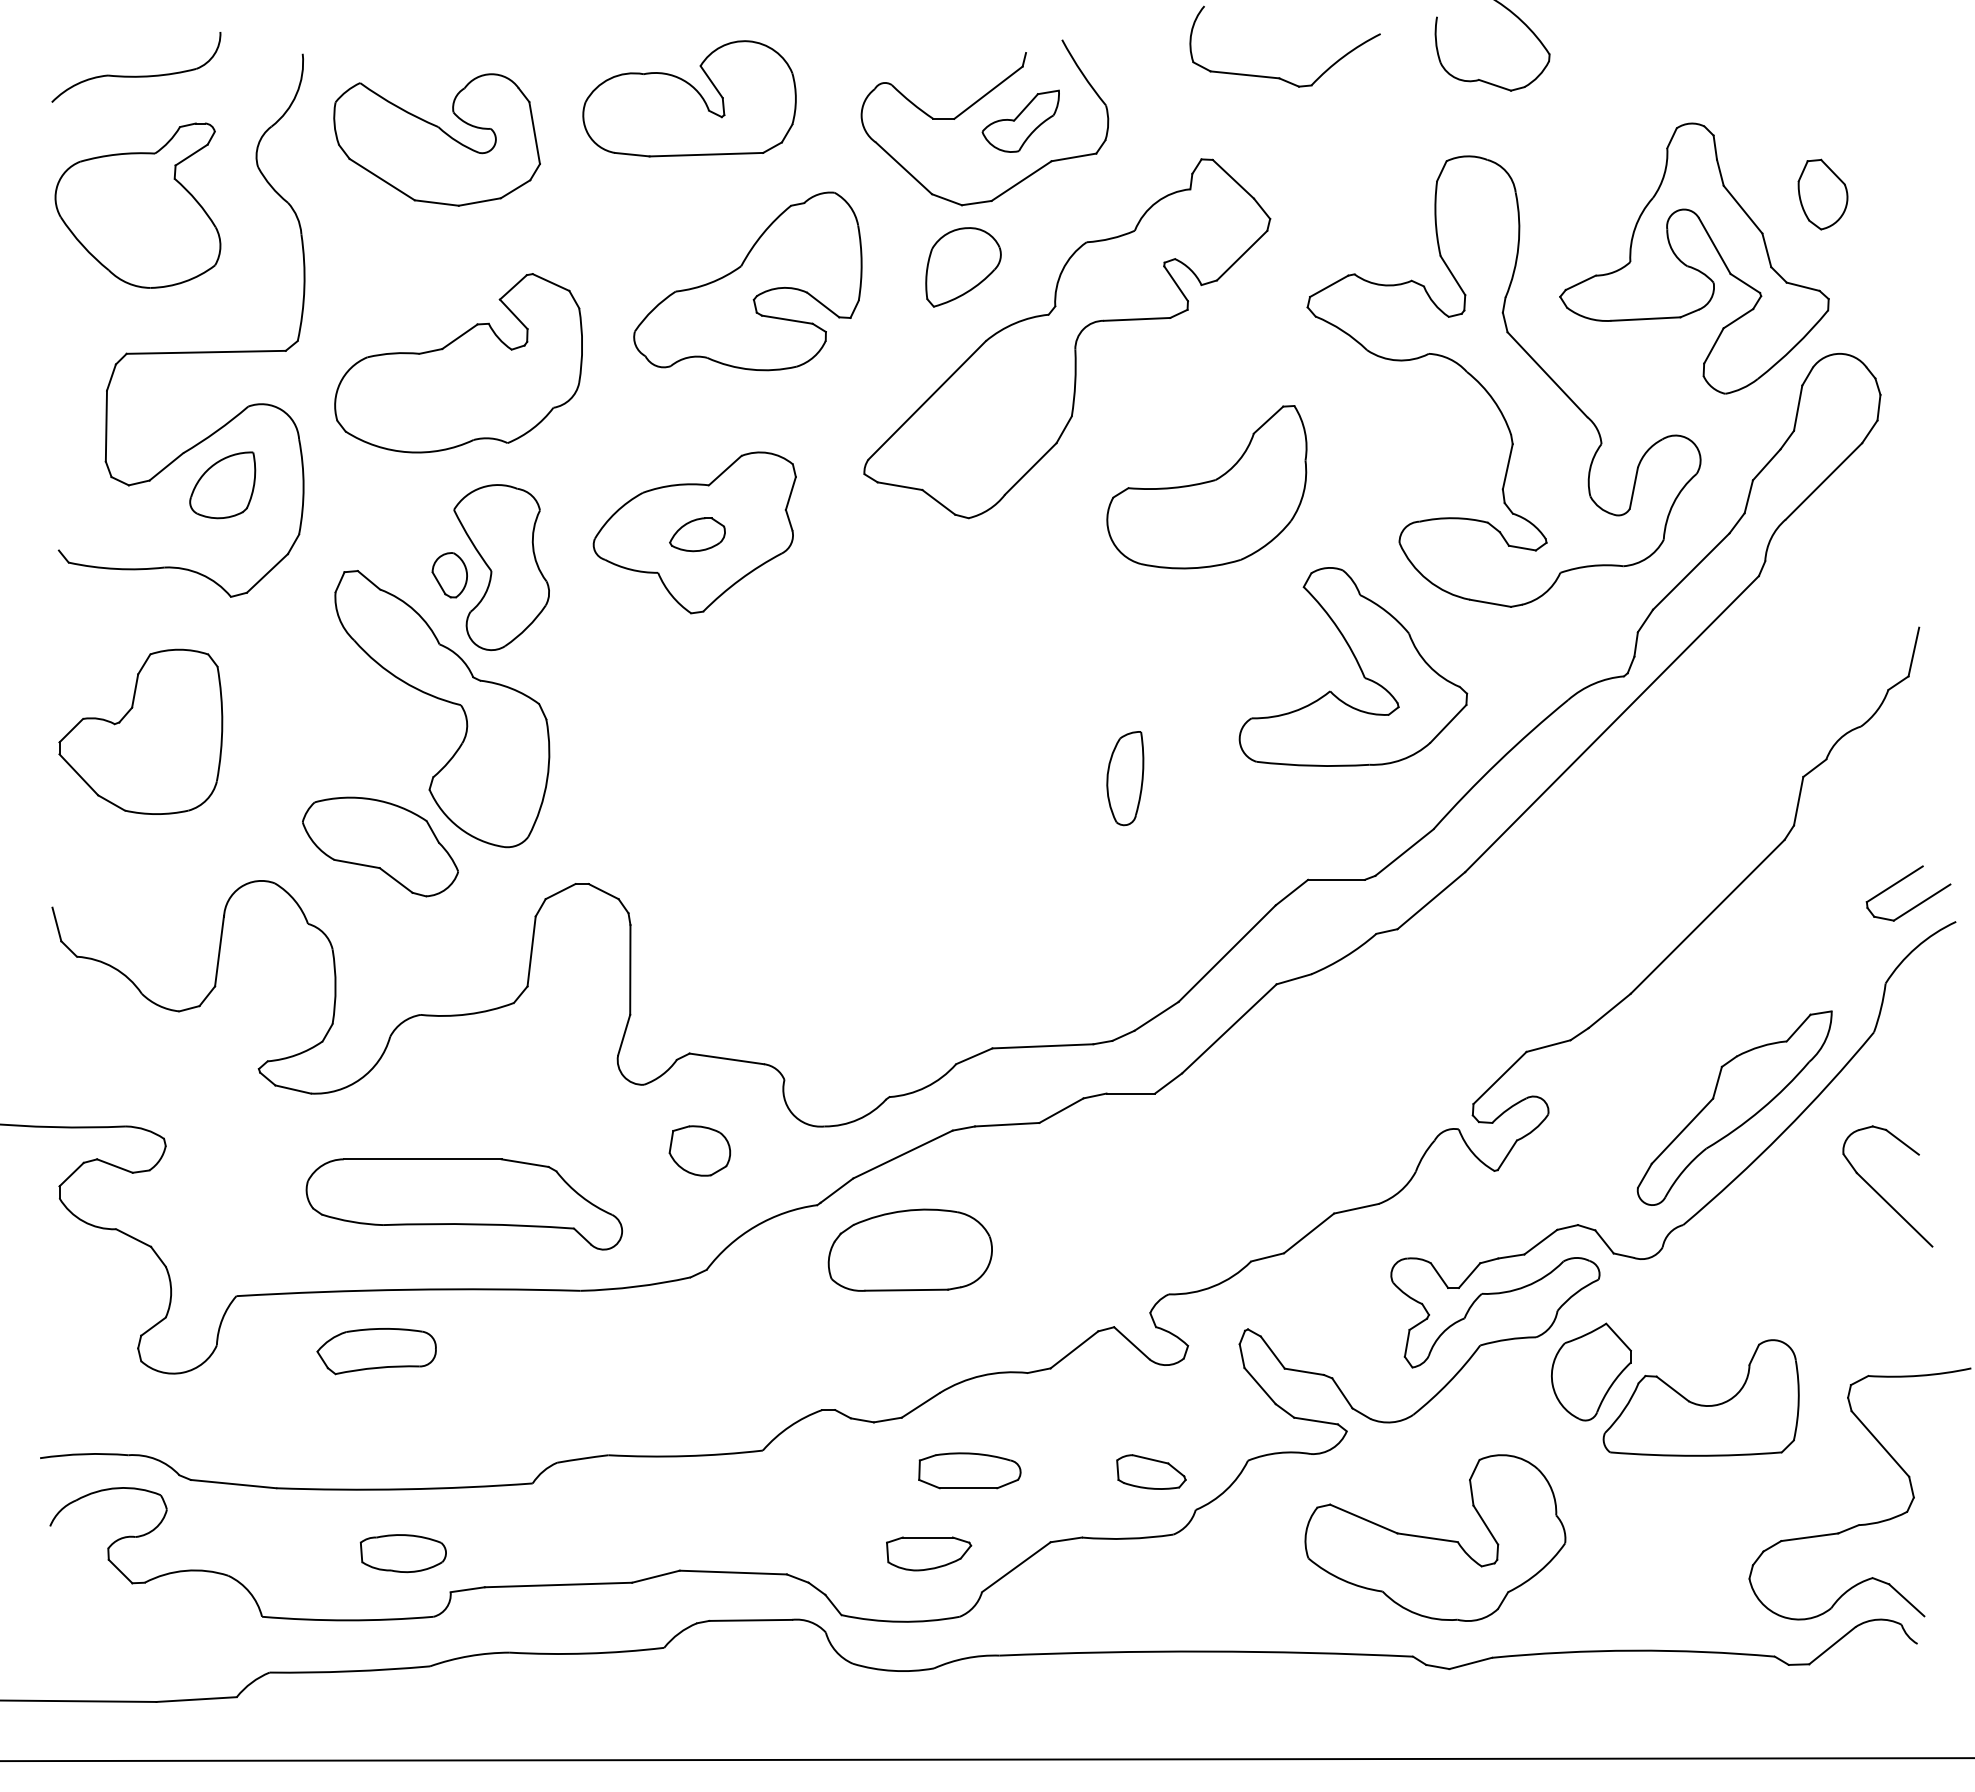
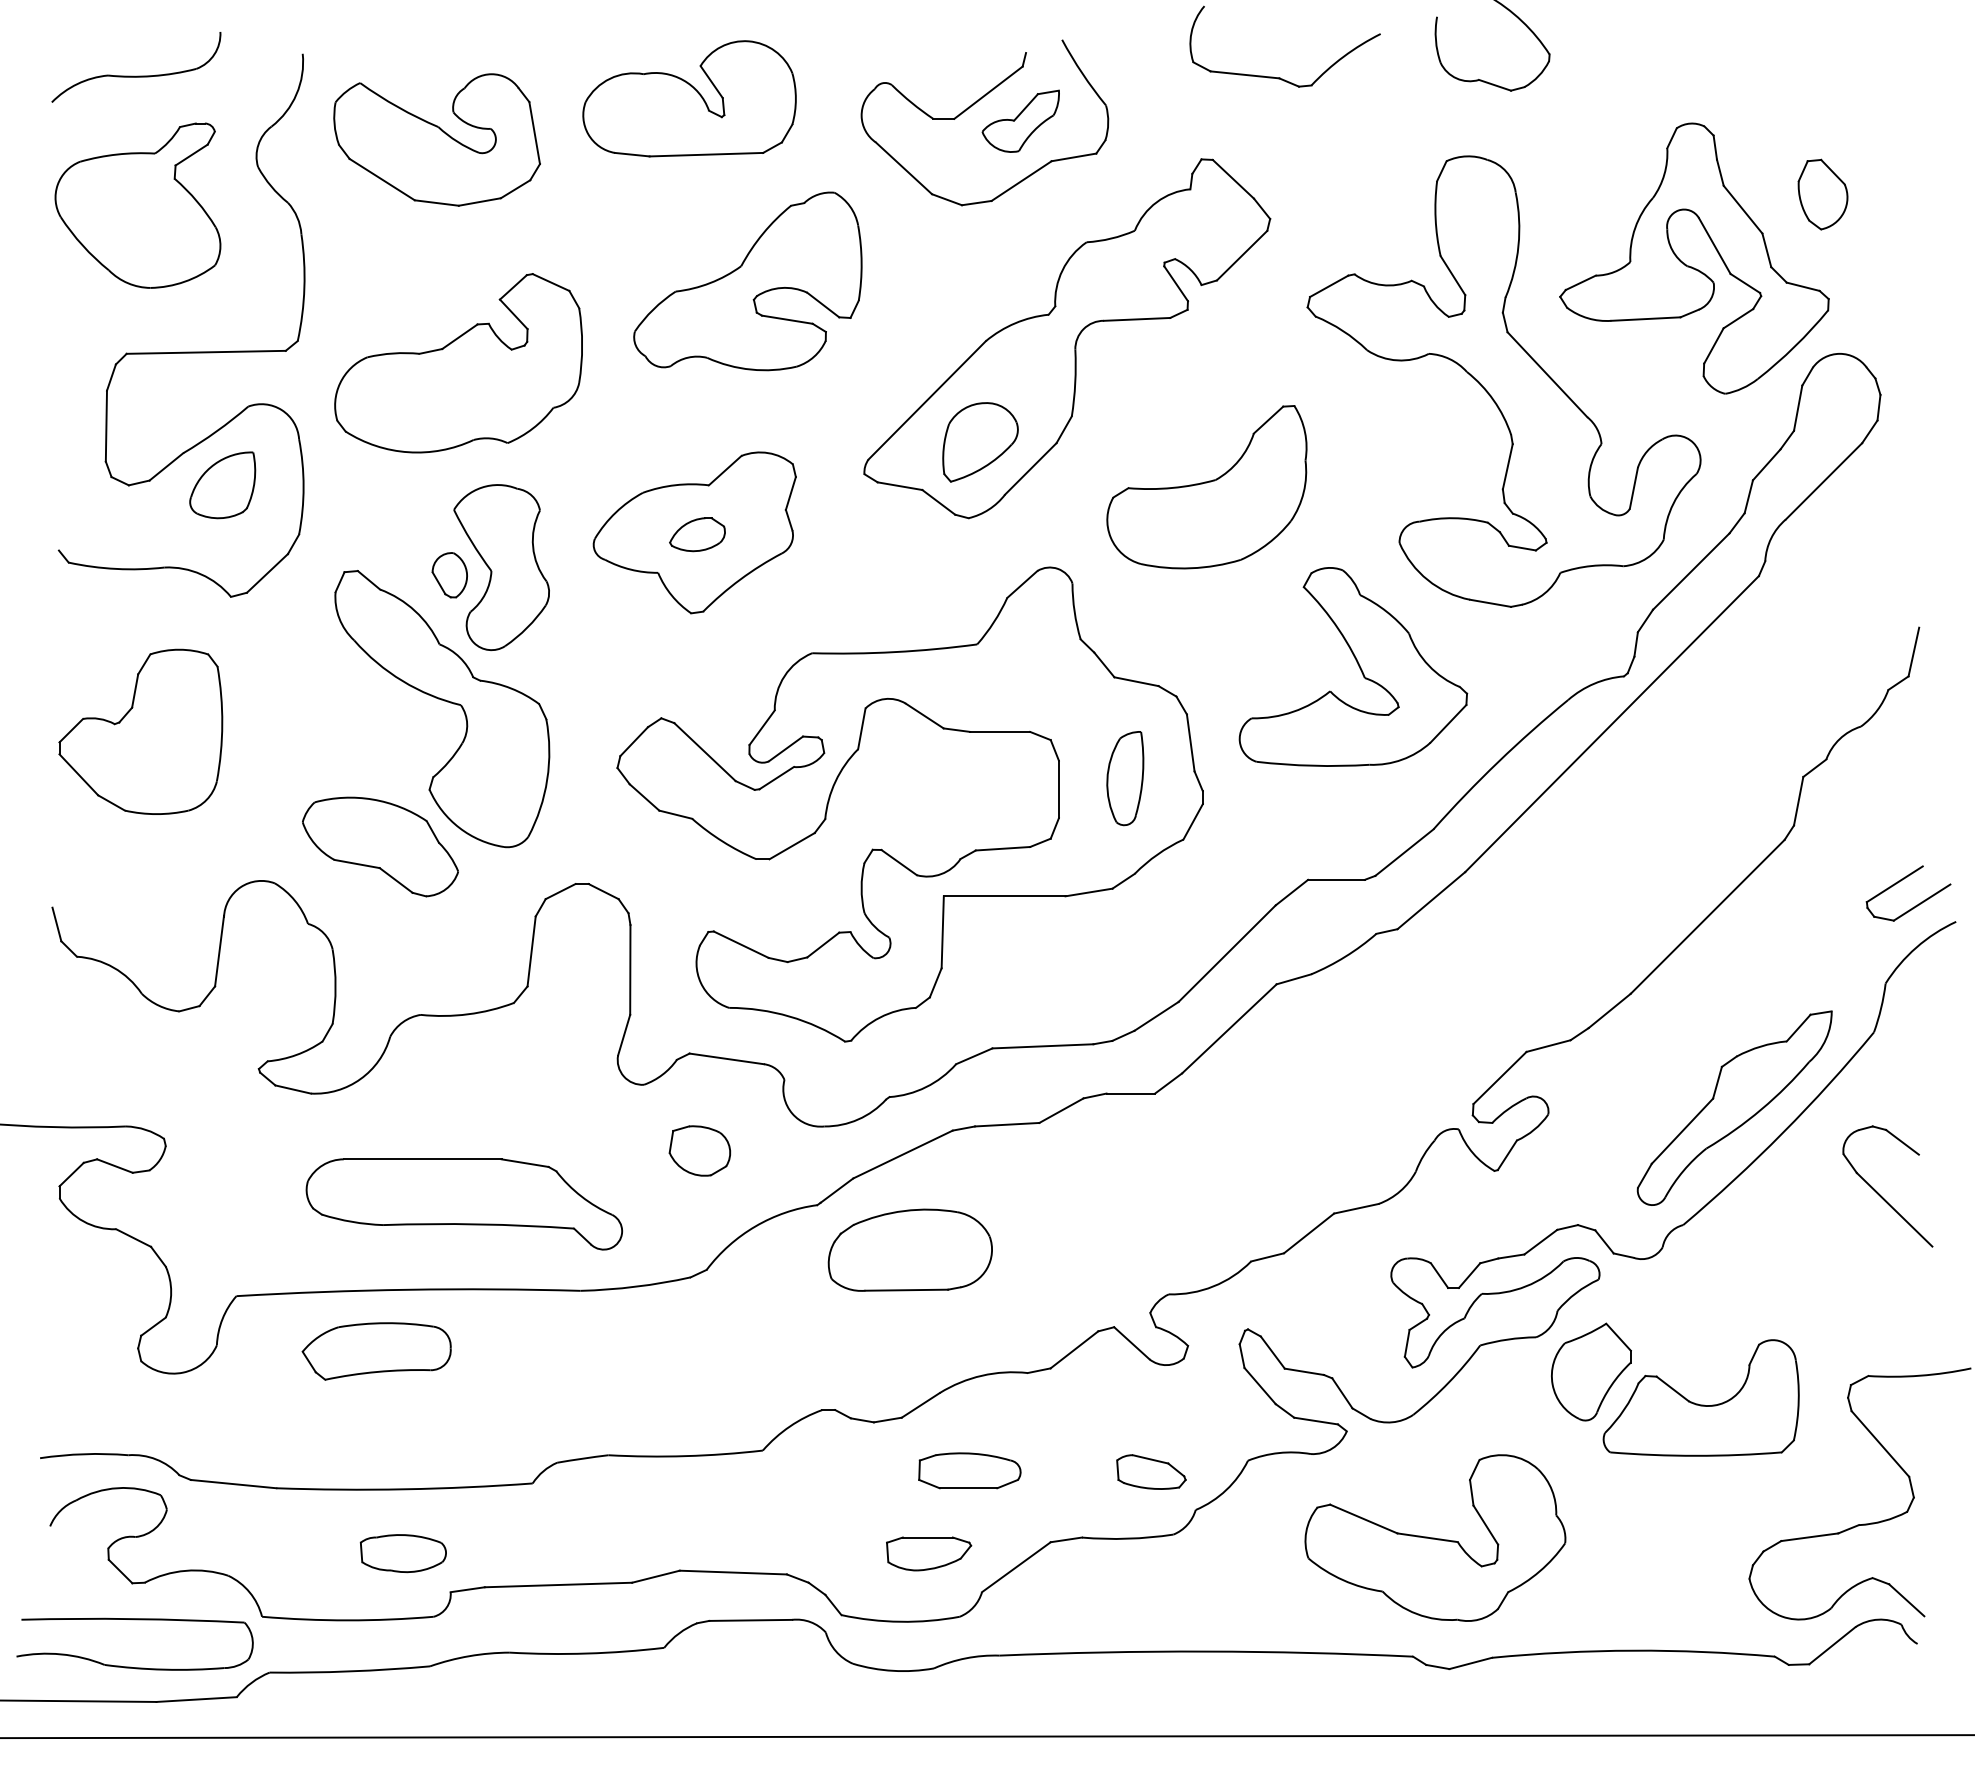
part position: (963, 267) -> (980, 442) (980, 442)
part: none -> present (881, 848)
part size: 121x48 px -> 151x59 px (376, 1351)
part: none -> present (134, 1620)
line position: (986, 1759) -> (986, 1736) (986, 1736)
